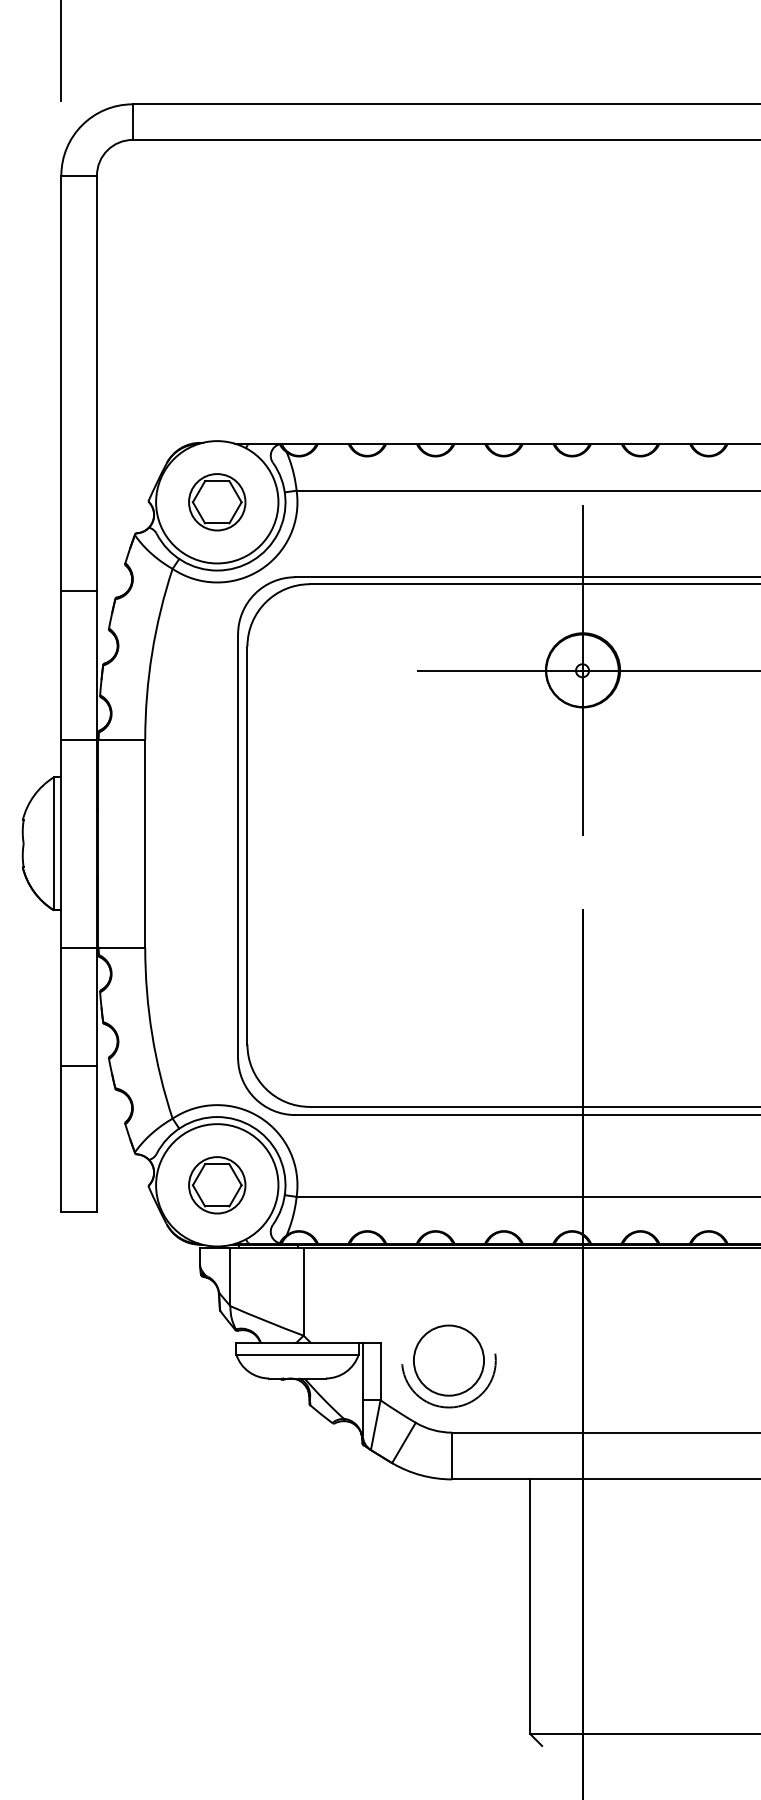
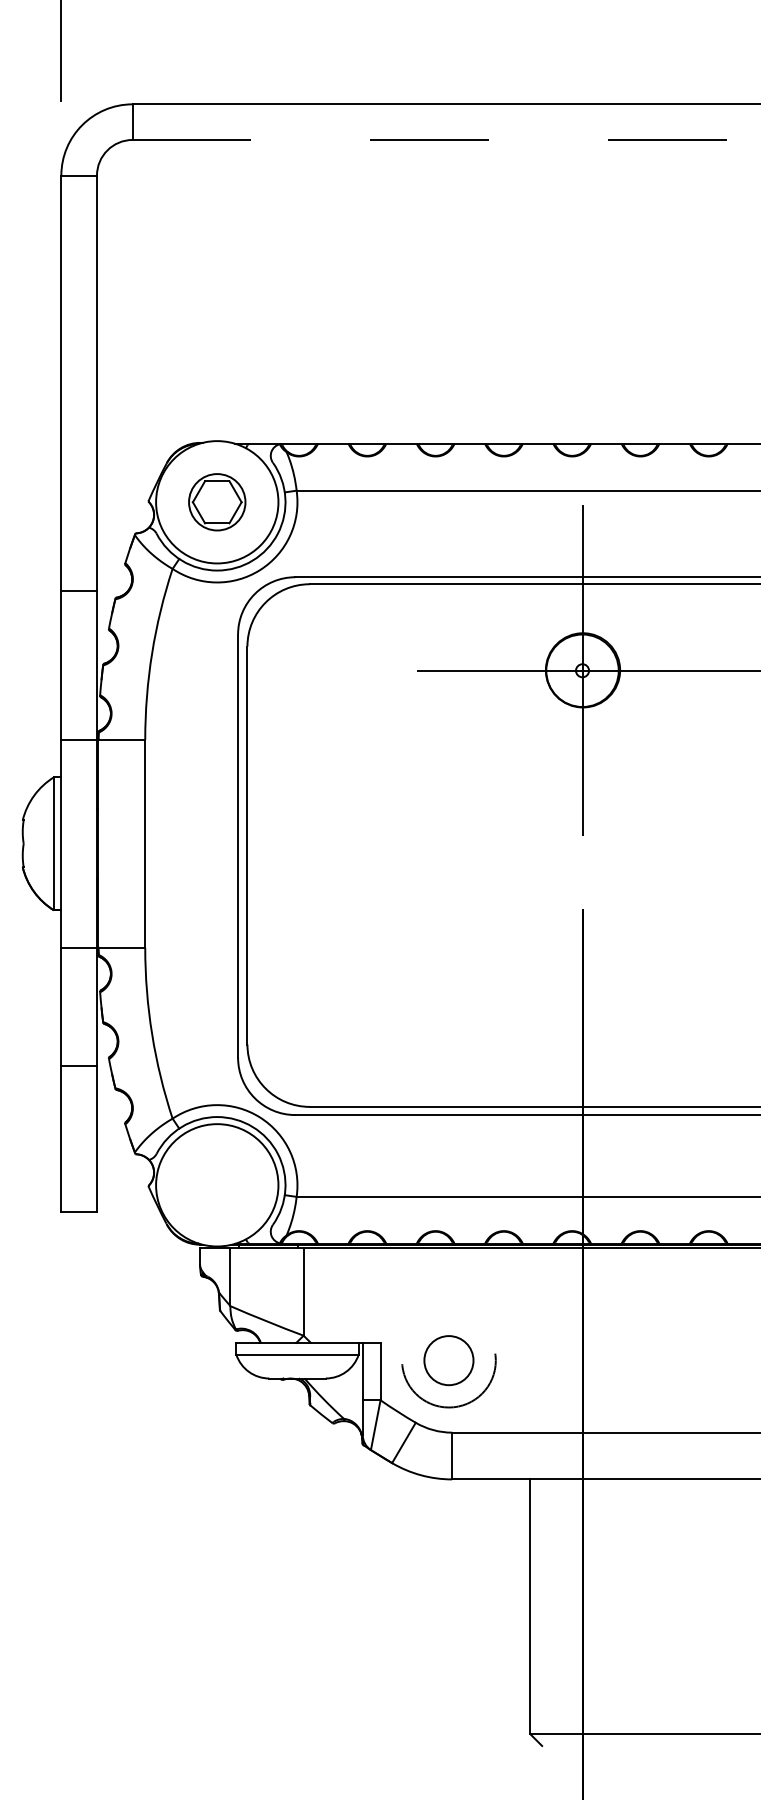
line: solid -> dashed (446, 139)
part: present -> none (217, 1185)
circle diameter: 70 px -> 49 px (448, 1360)
